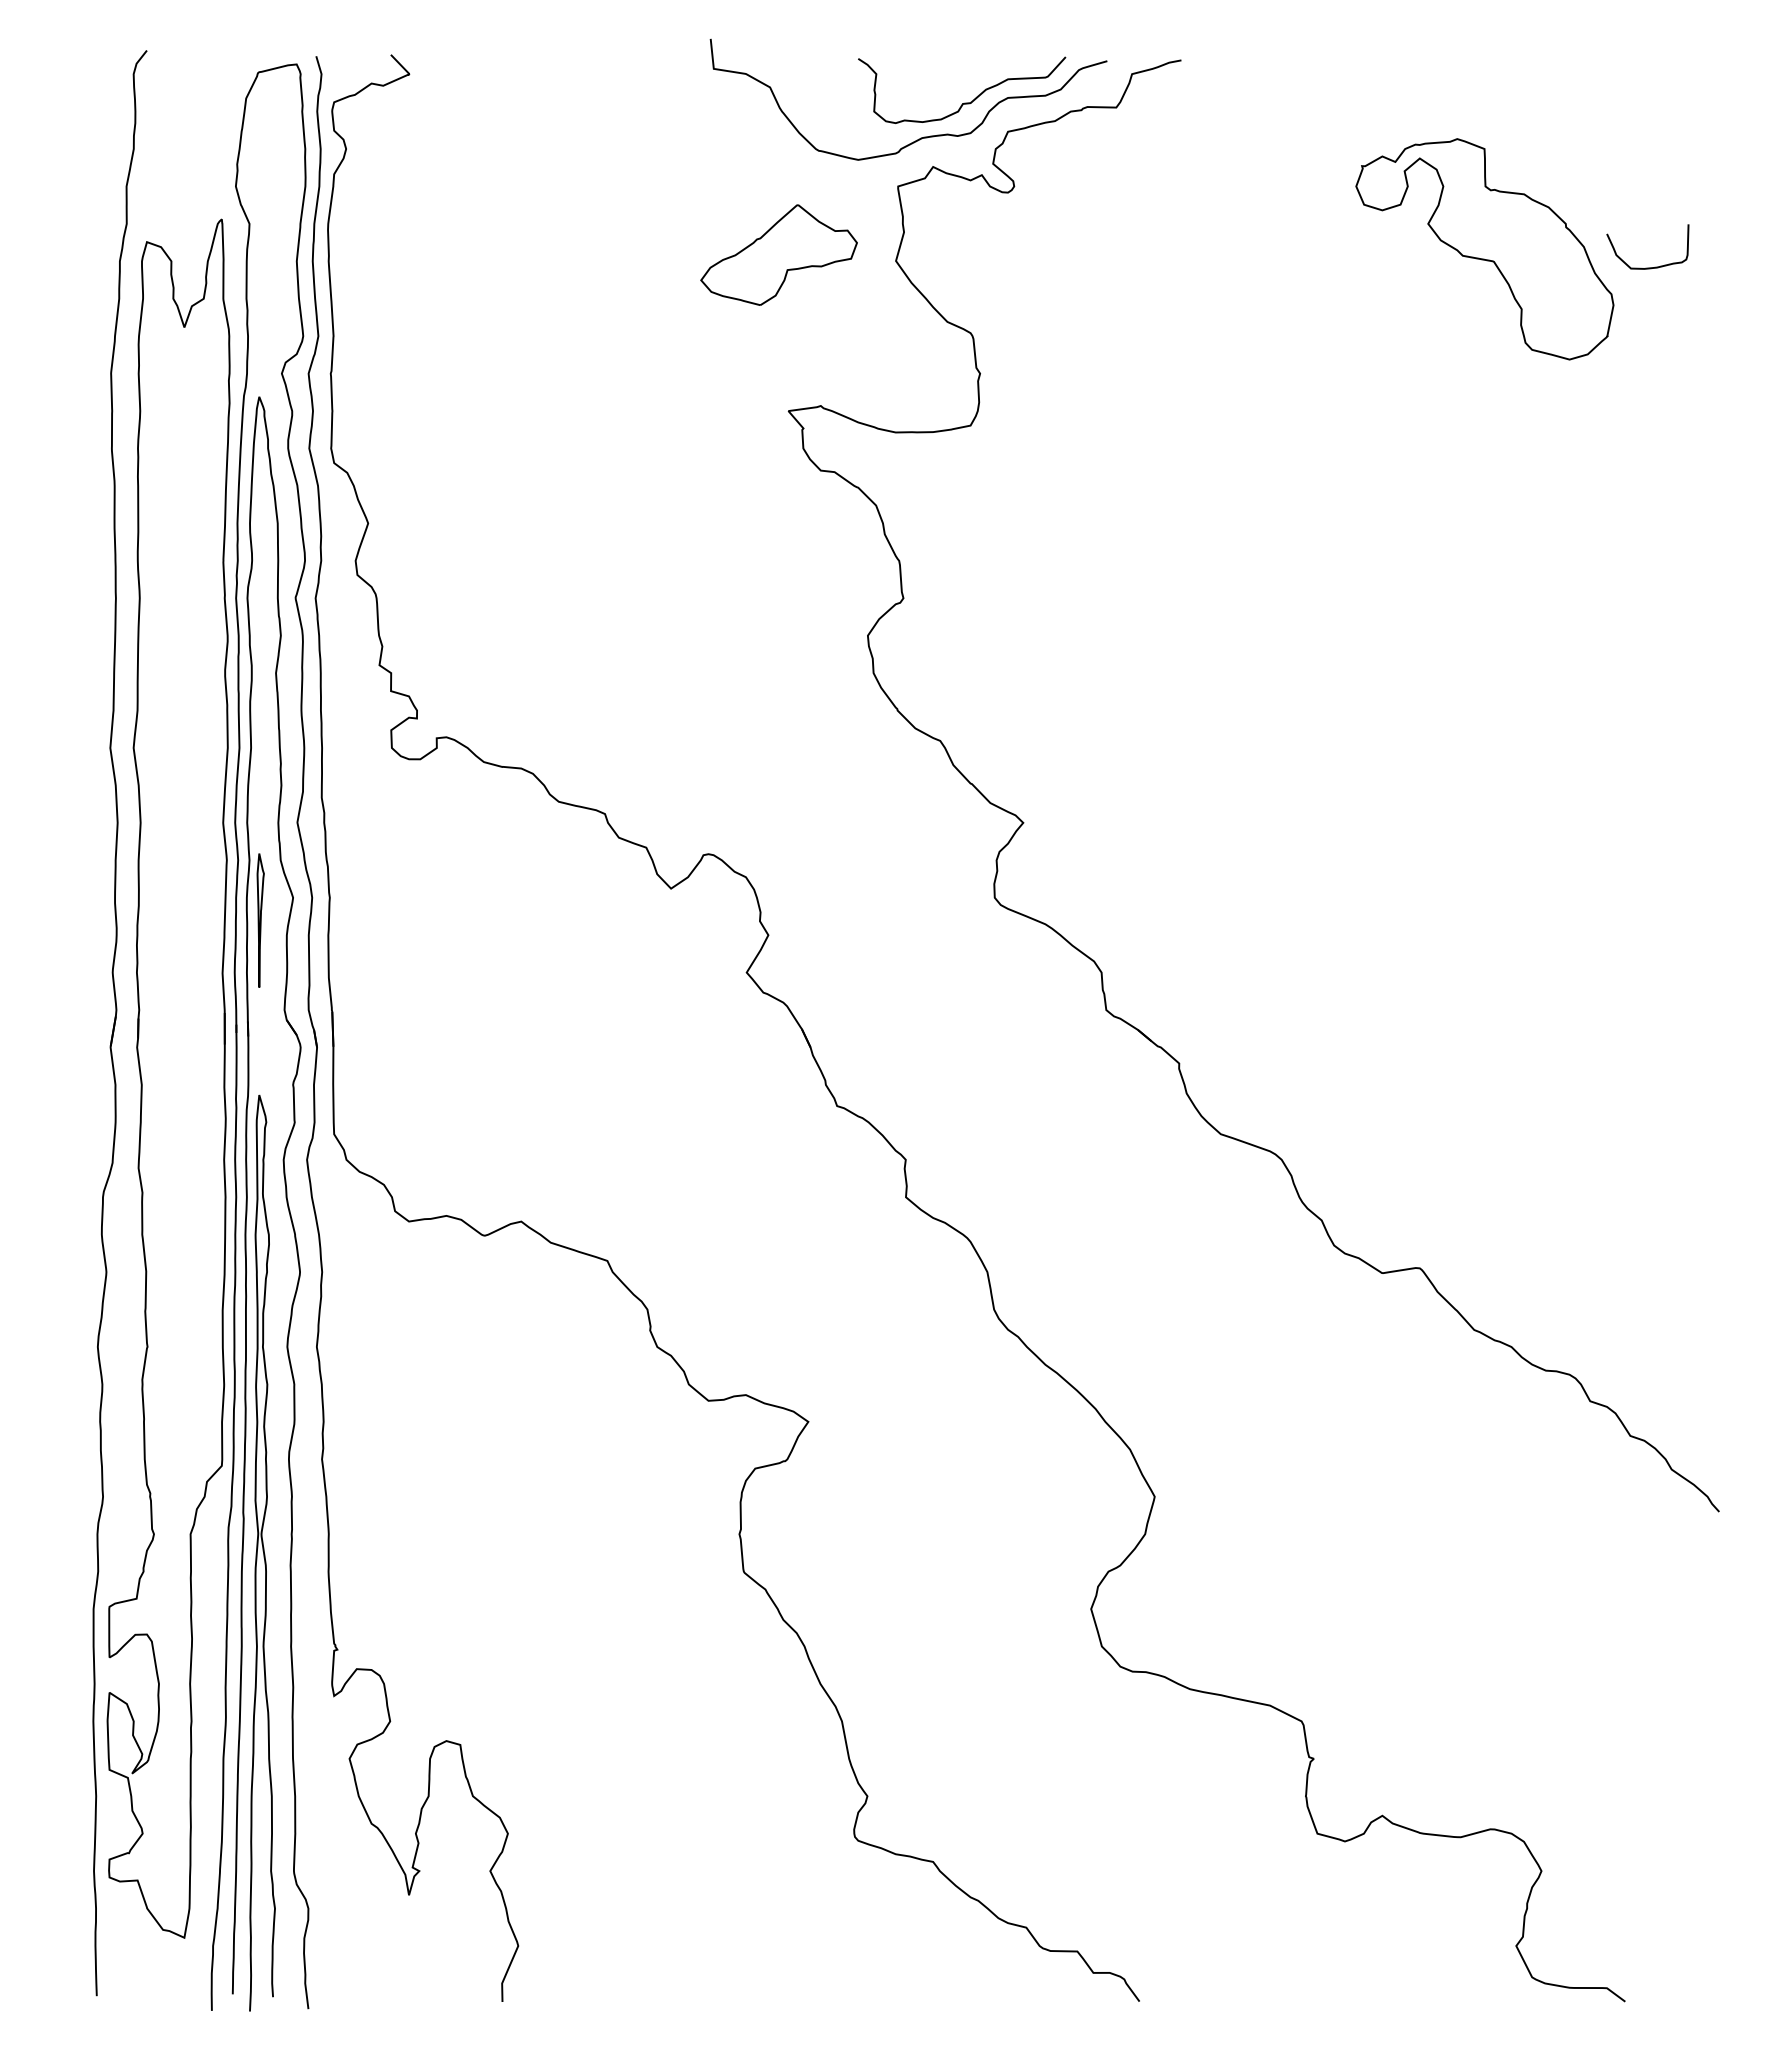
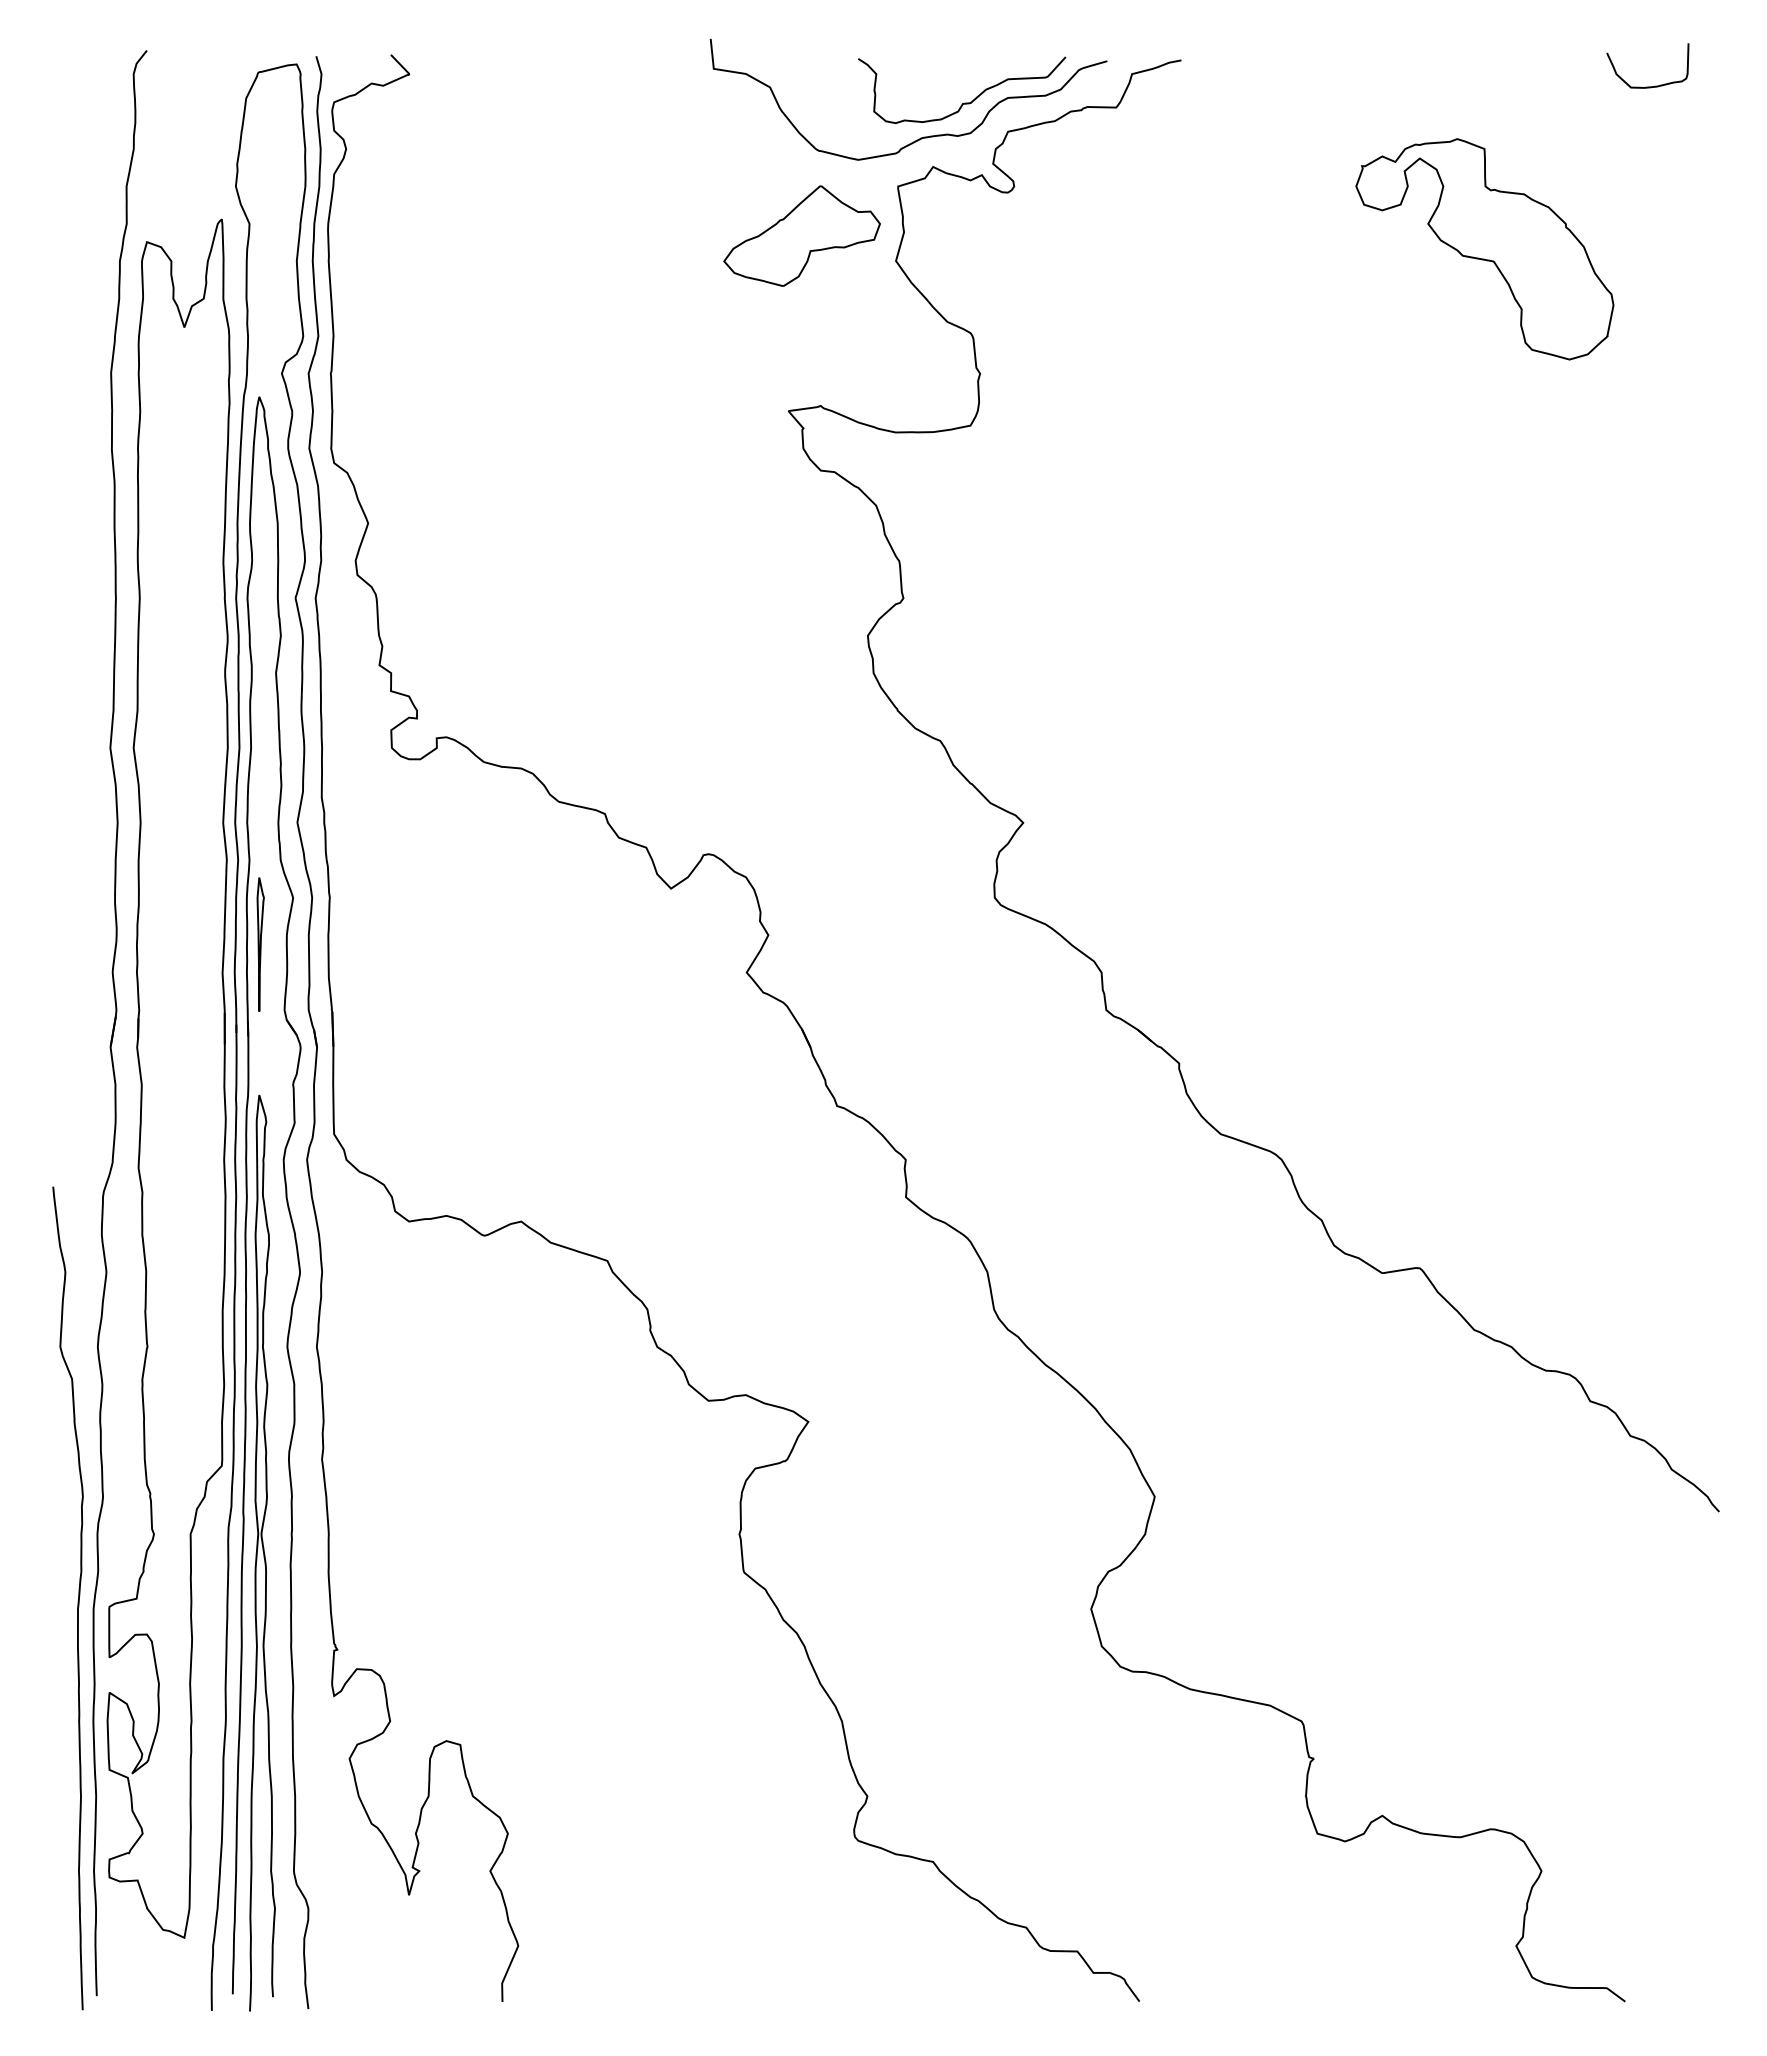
part position: (778, 254) -> (801, 235) (801, 235)
curve position: (1647, 267) -> (1647, 86) (1647, 86)
part position: (260, 920) -> (260, 944) (260, 944)
curve: none -> present (77, 1601)
